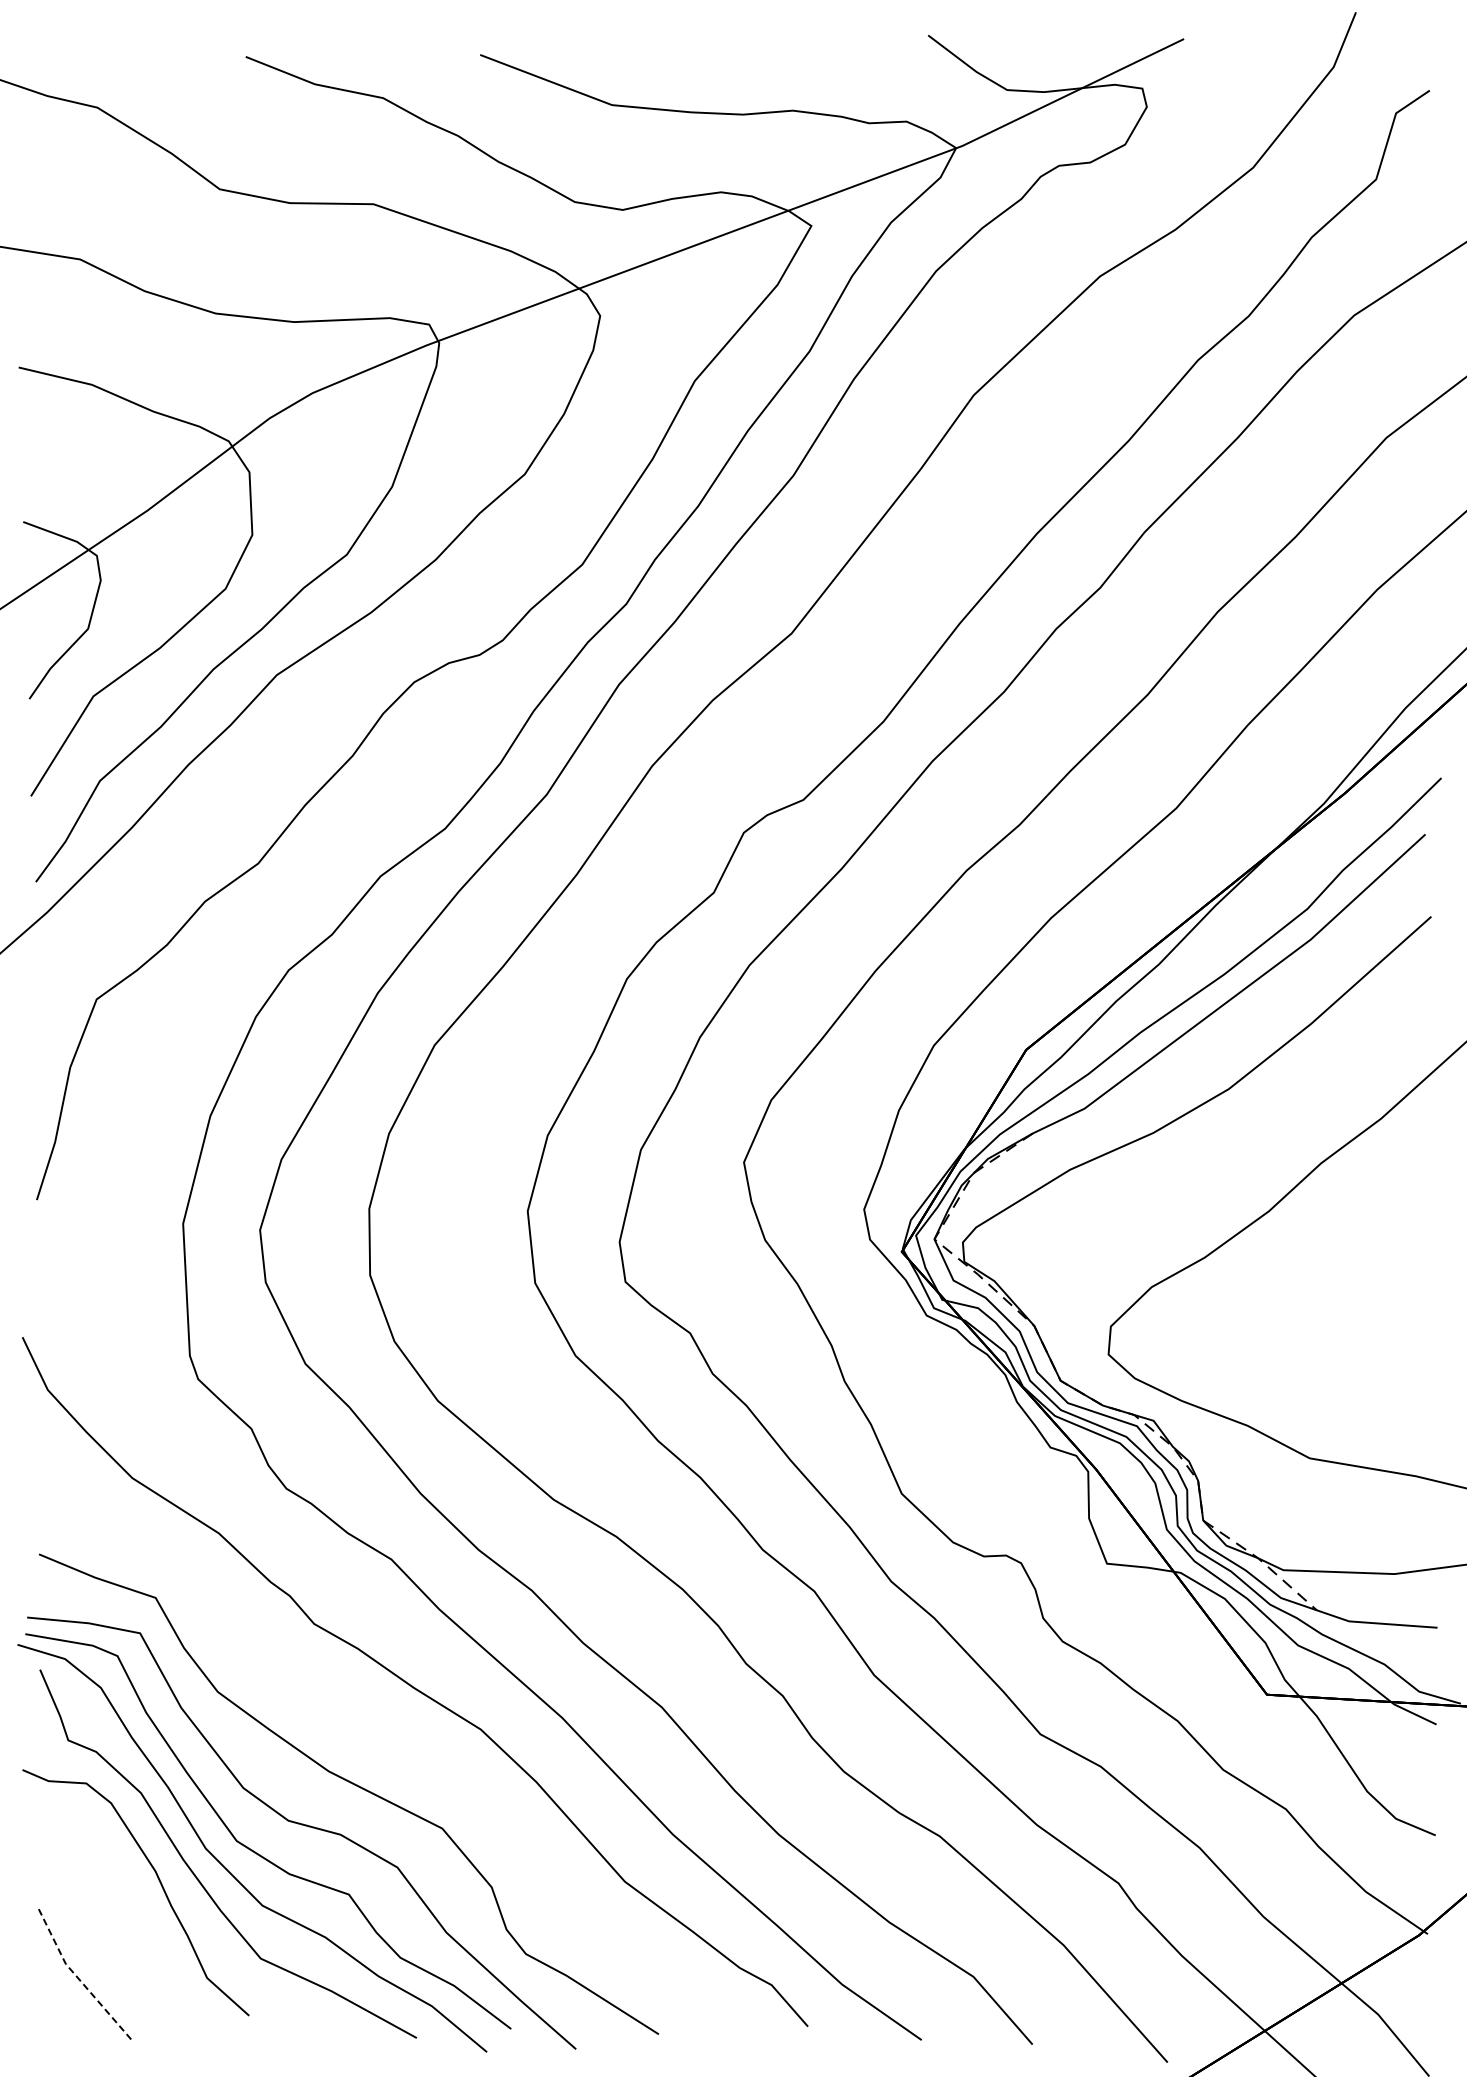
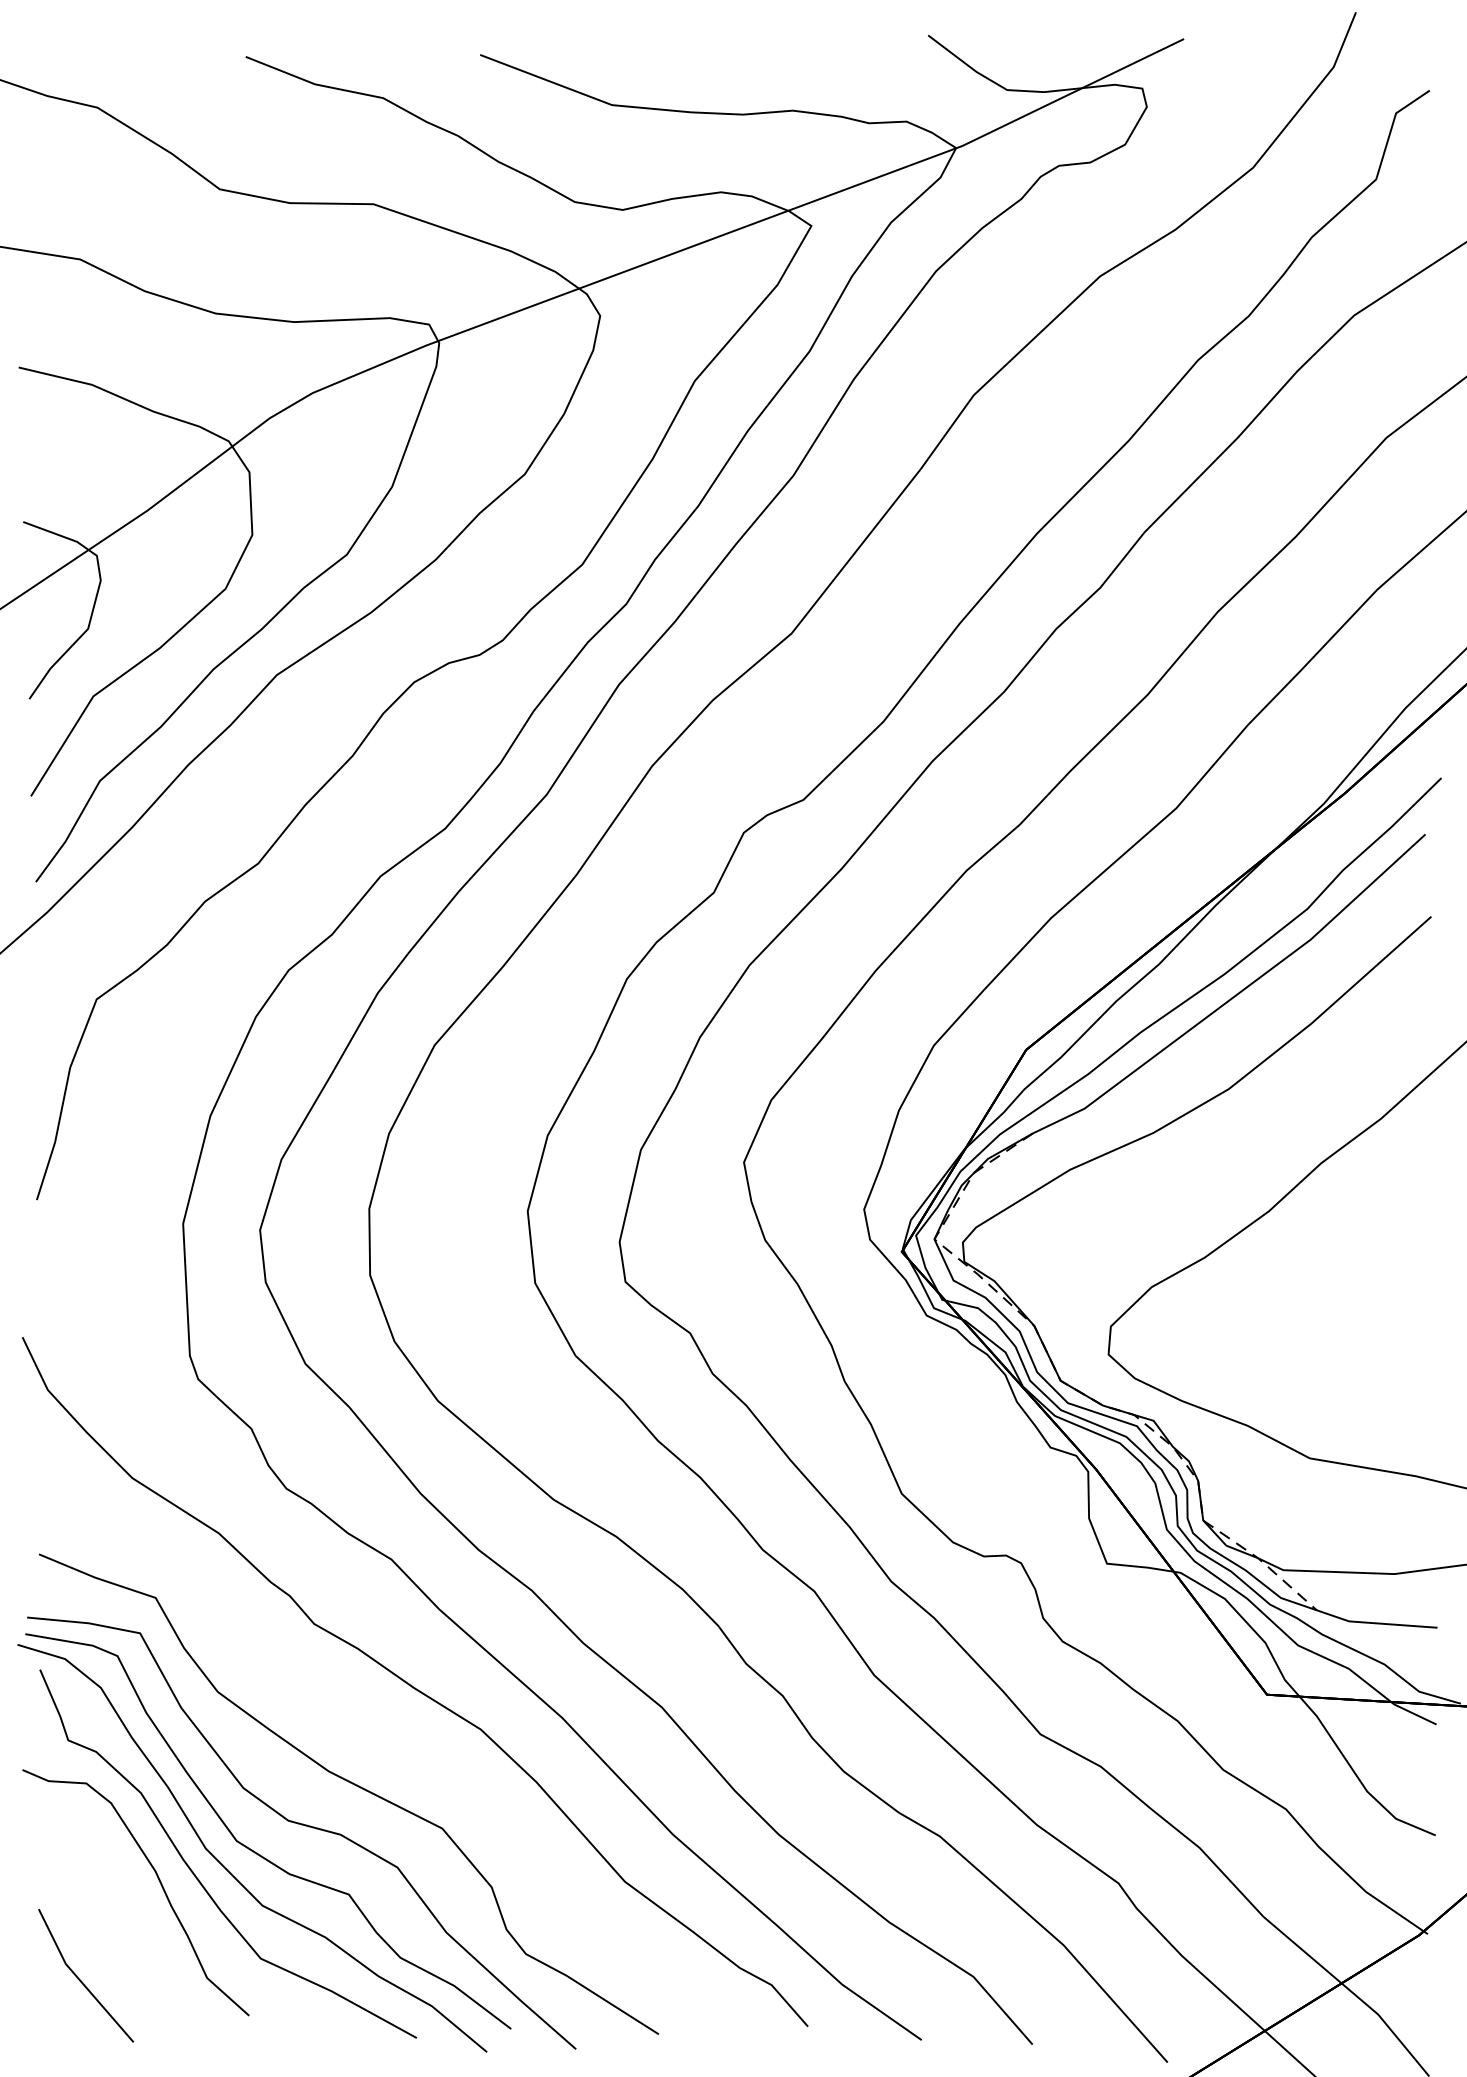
line: dashed -> solid (79, 1979)
